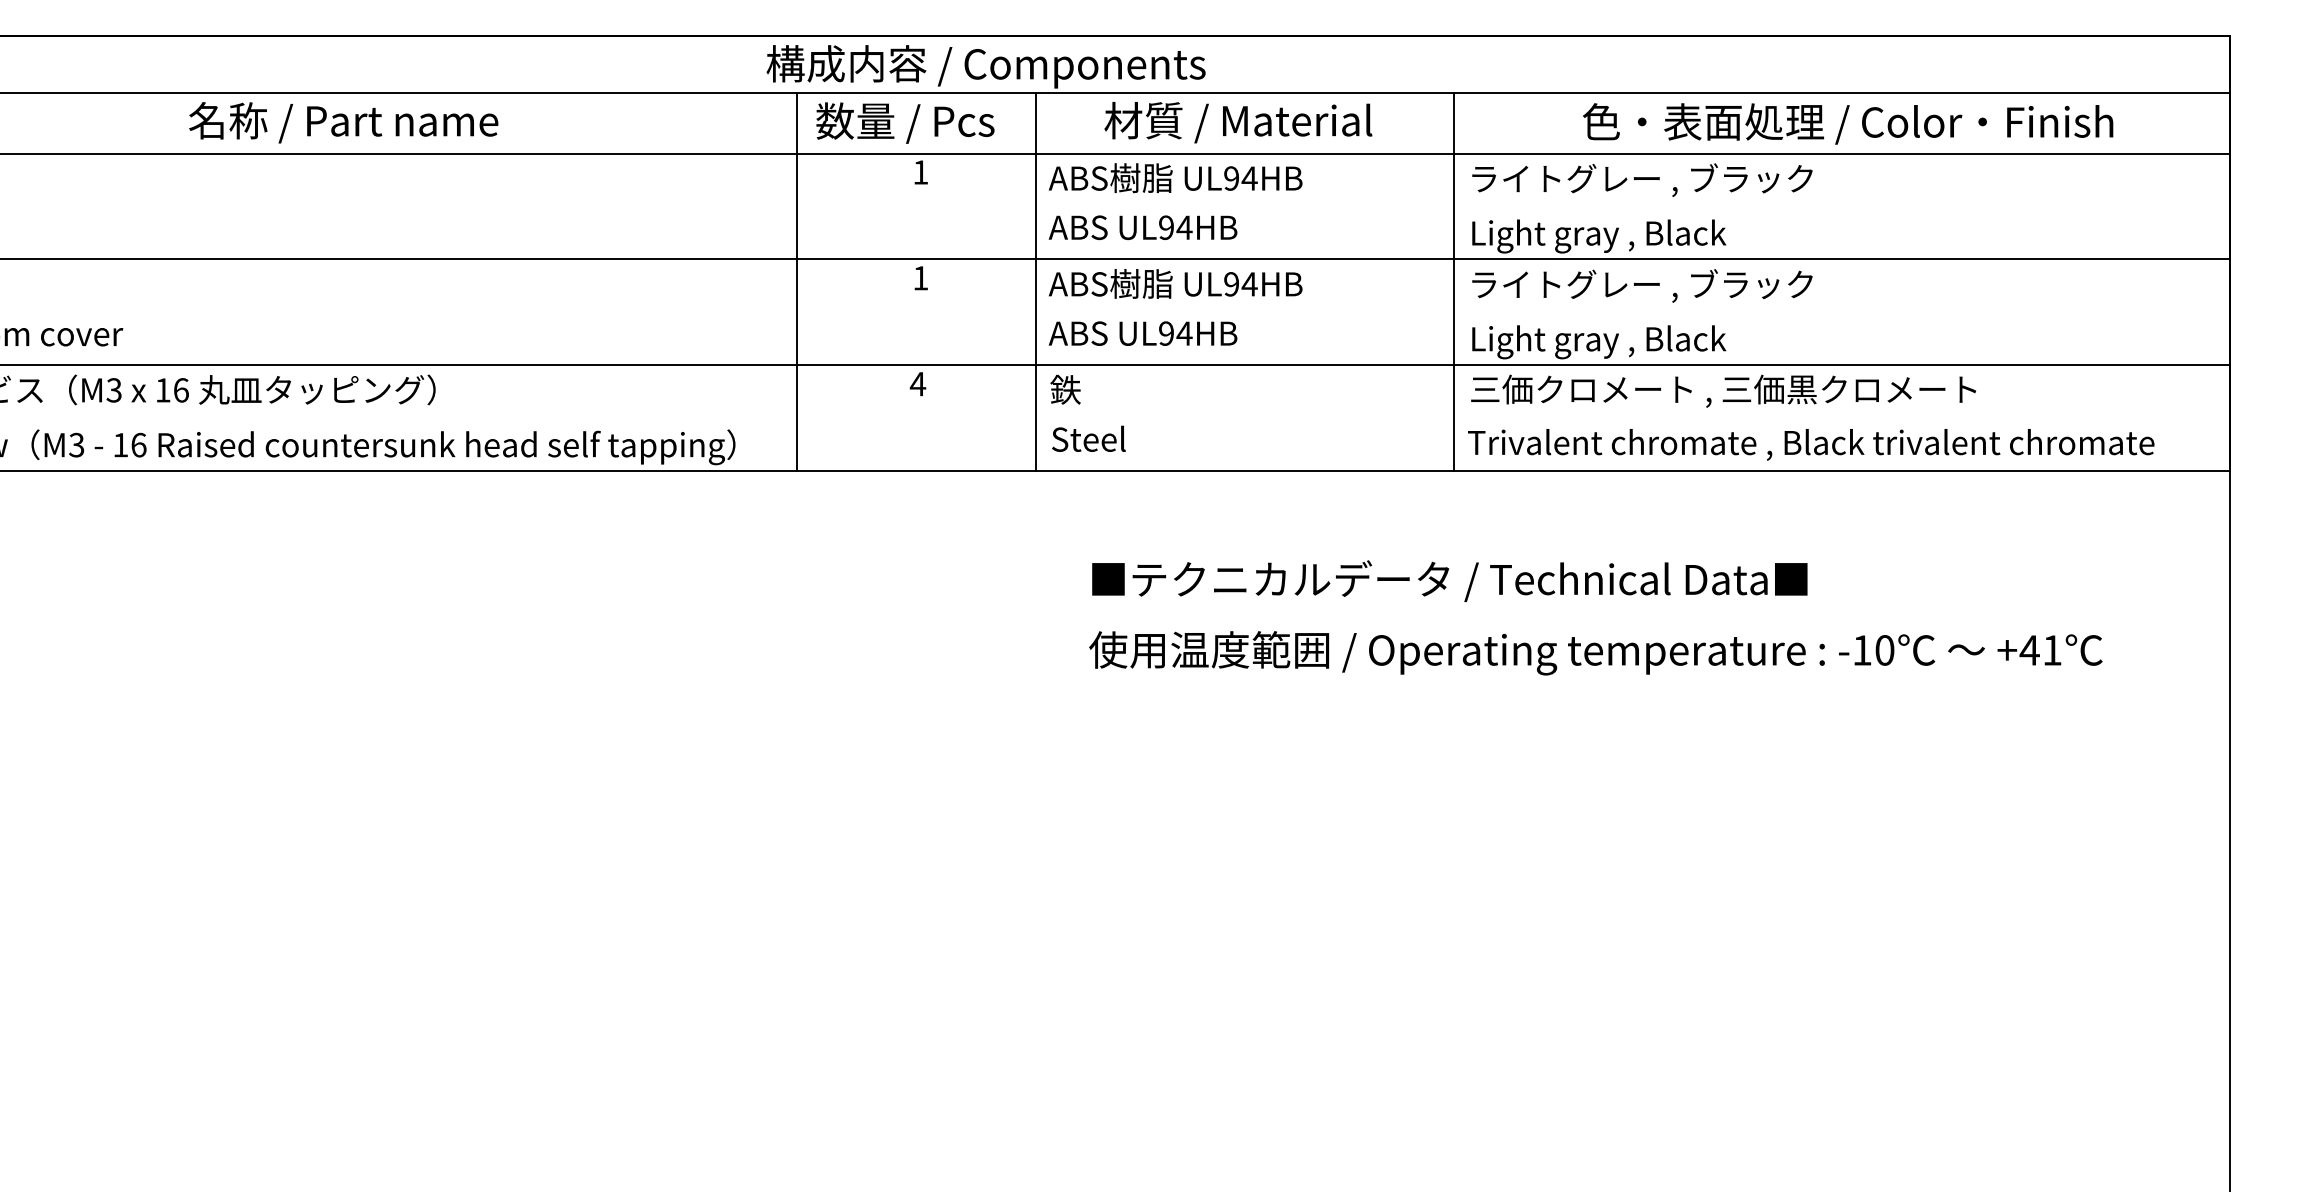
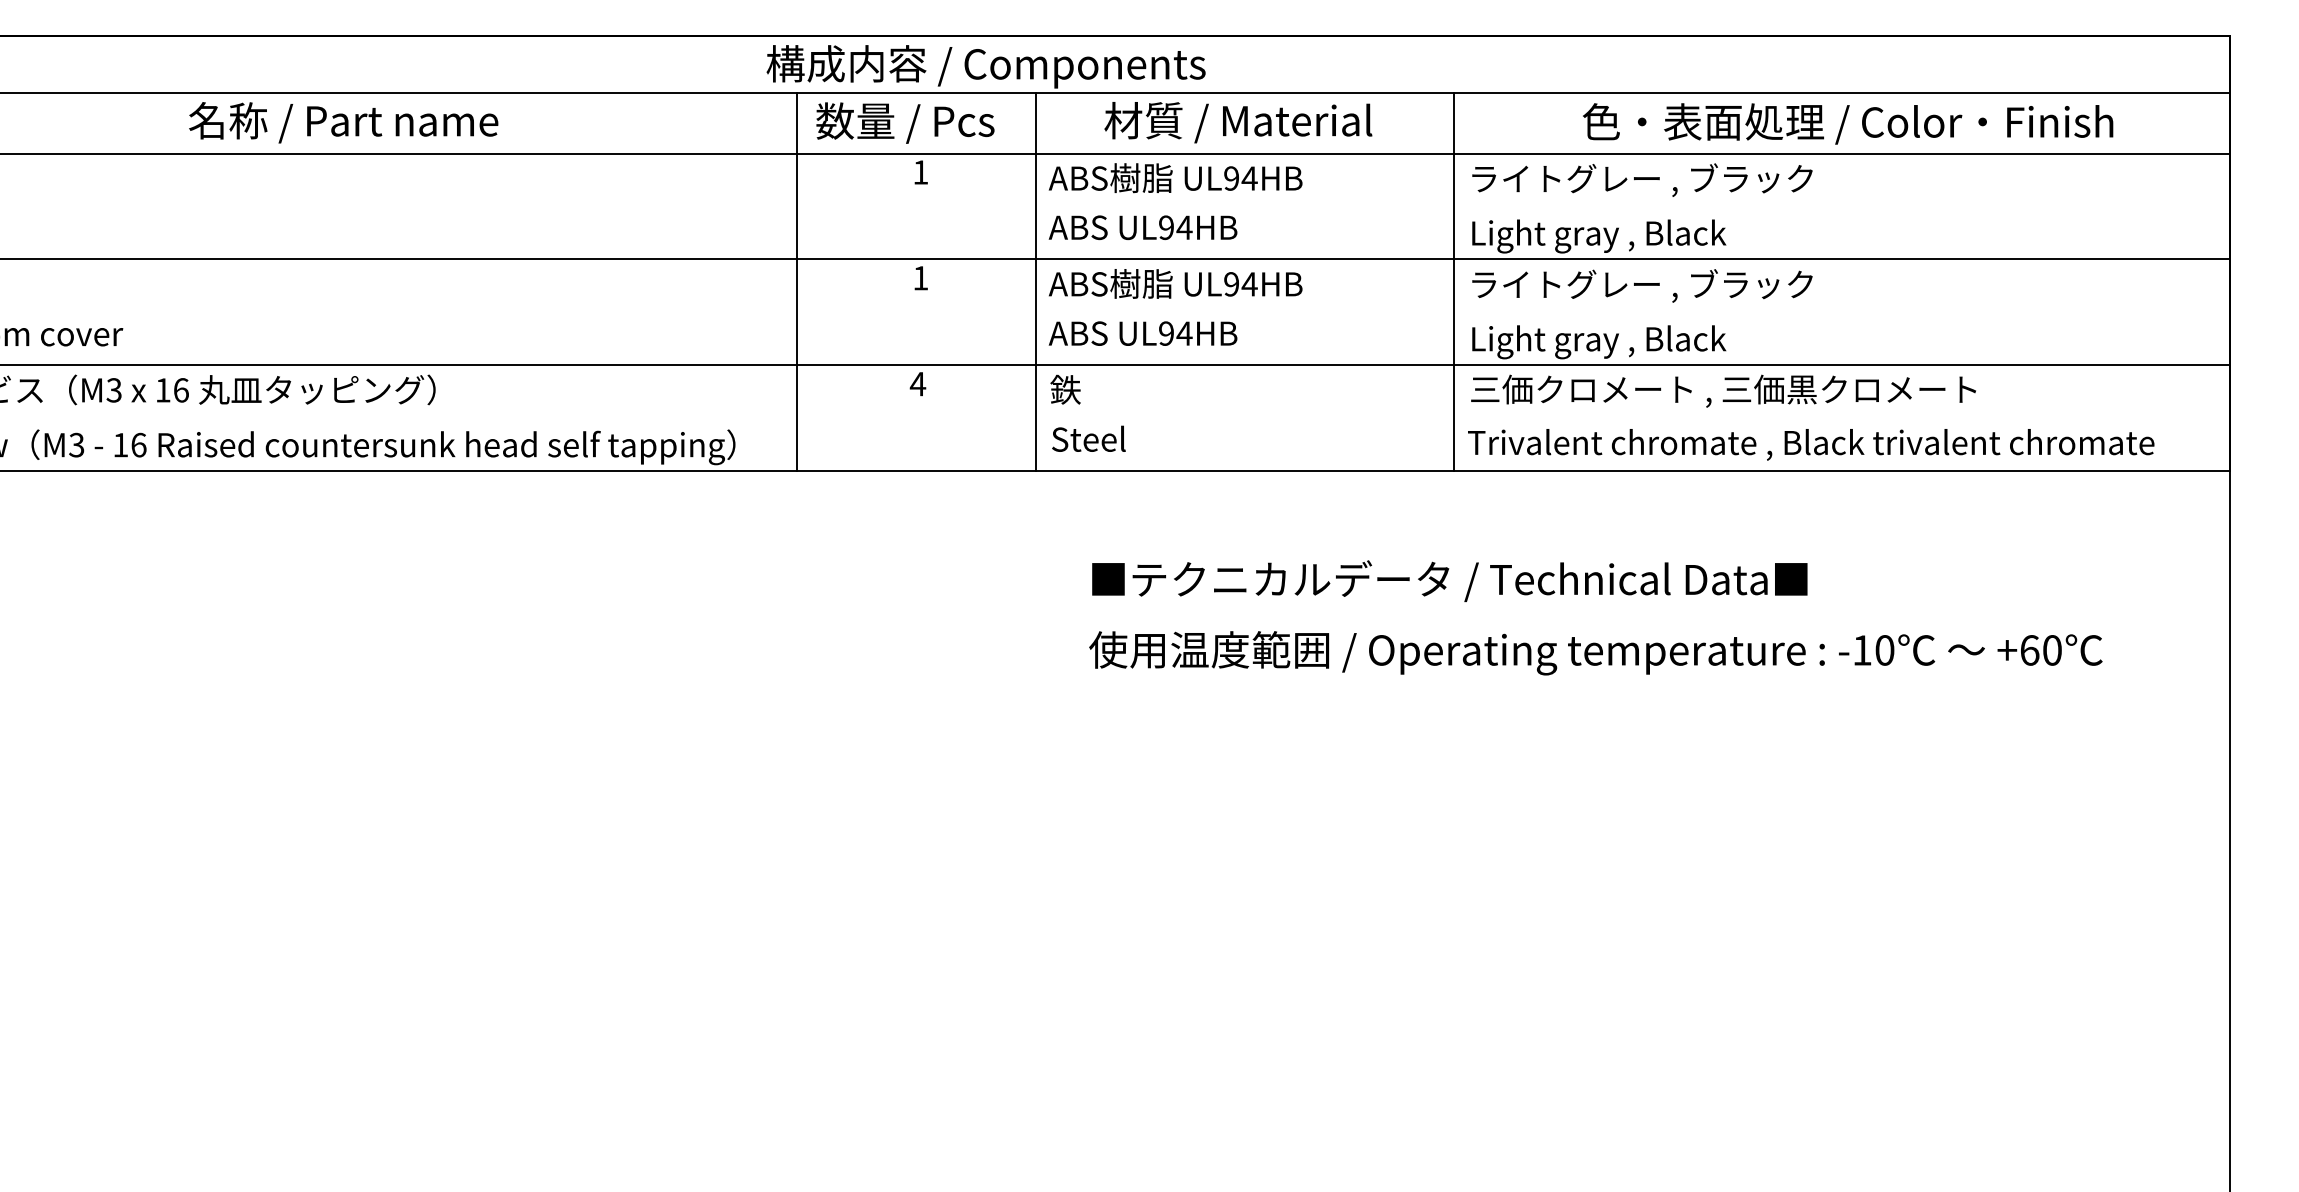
text: +41 -> +60 (2040, 650)
